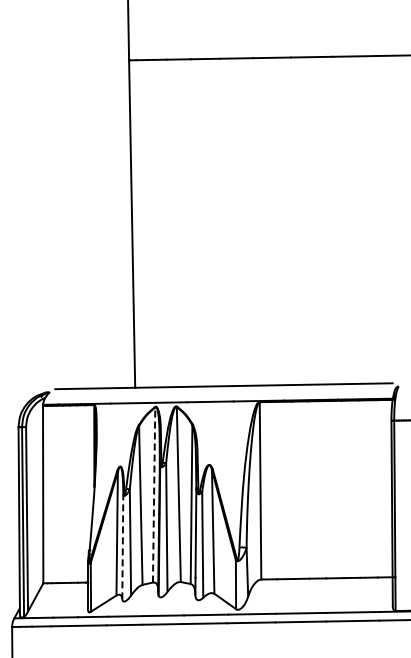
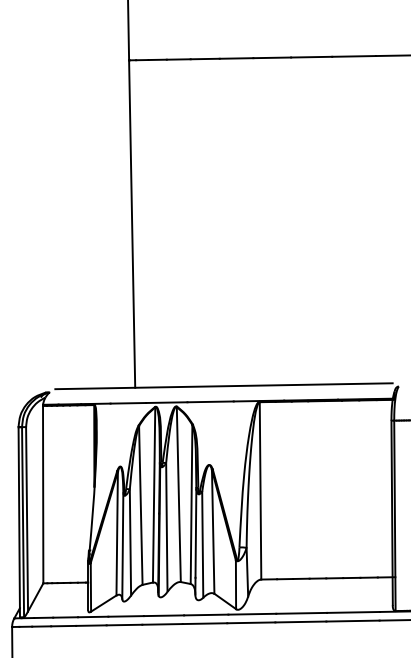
line: dashed -> solid (154, 494)
line: dashed -> solid (122, 546)
